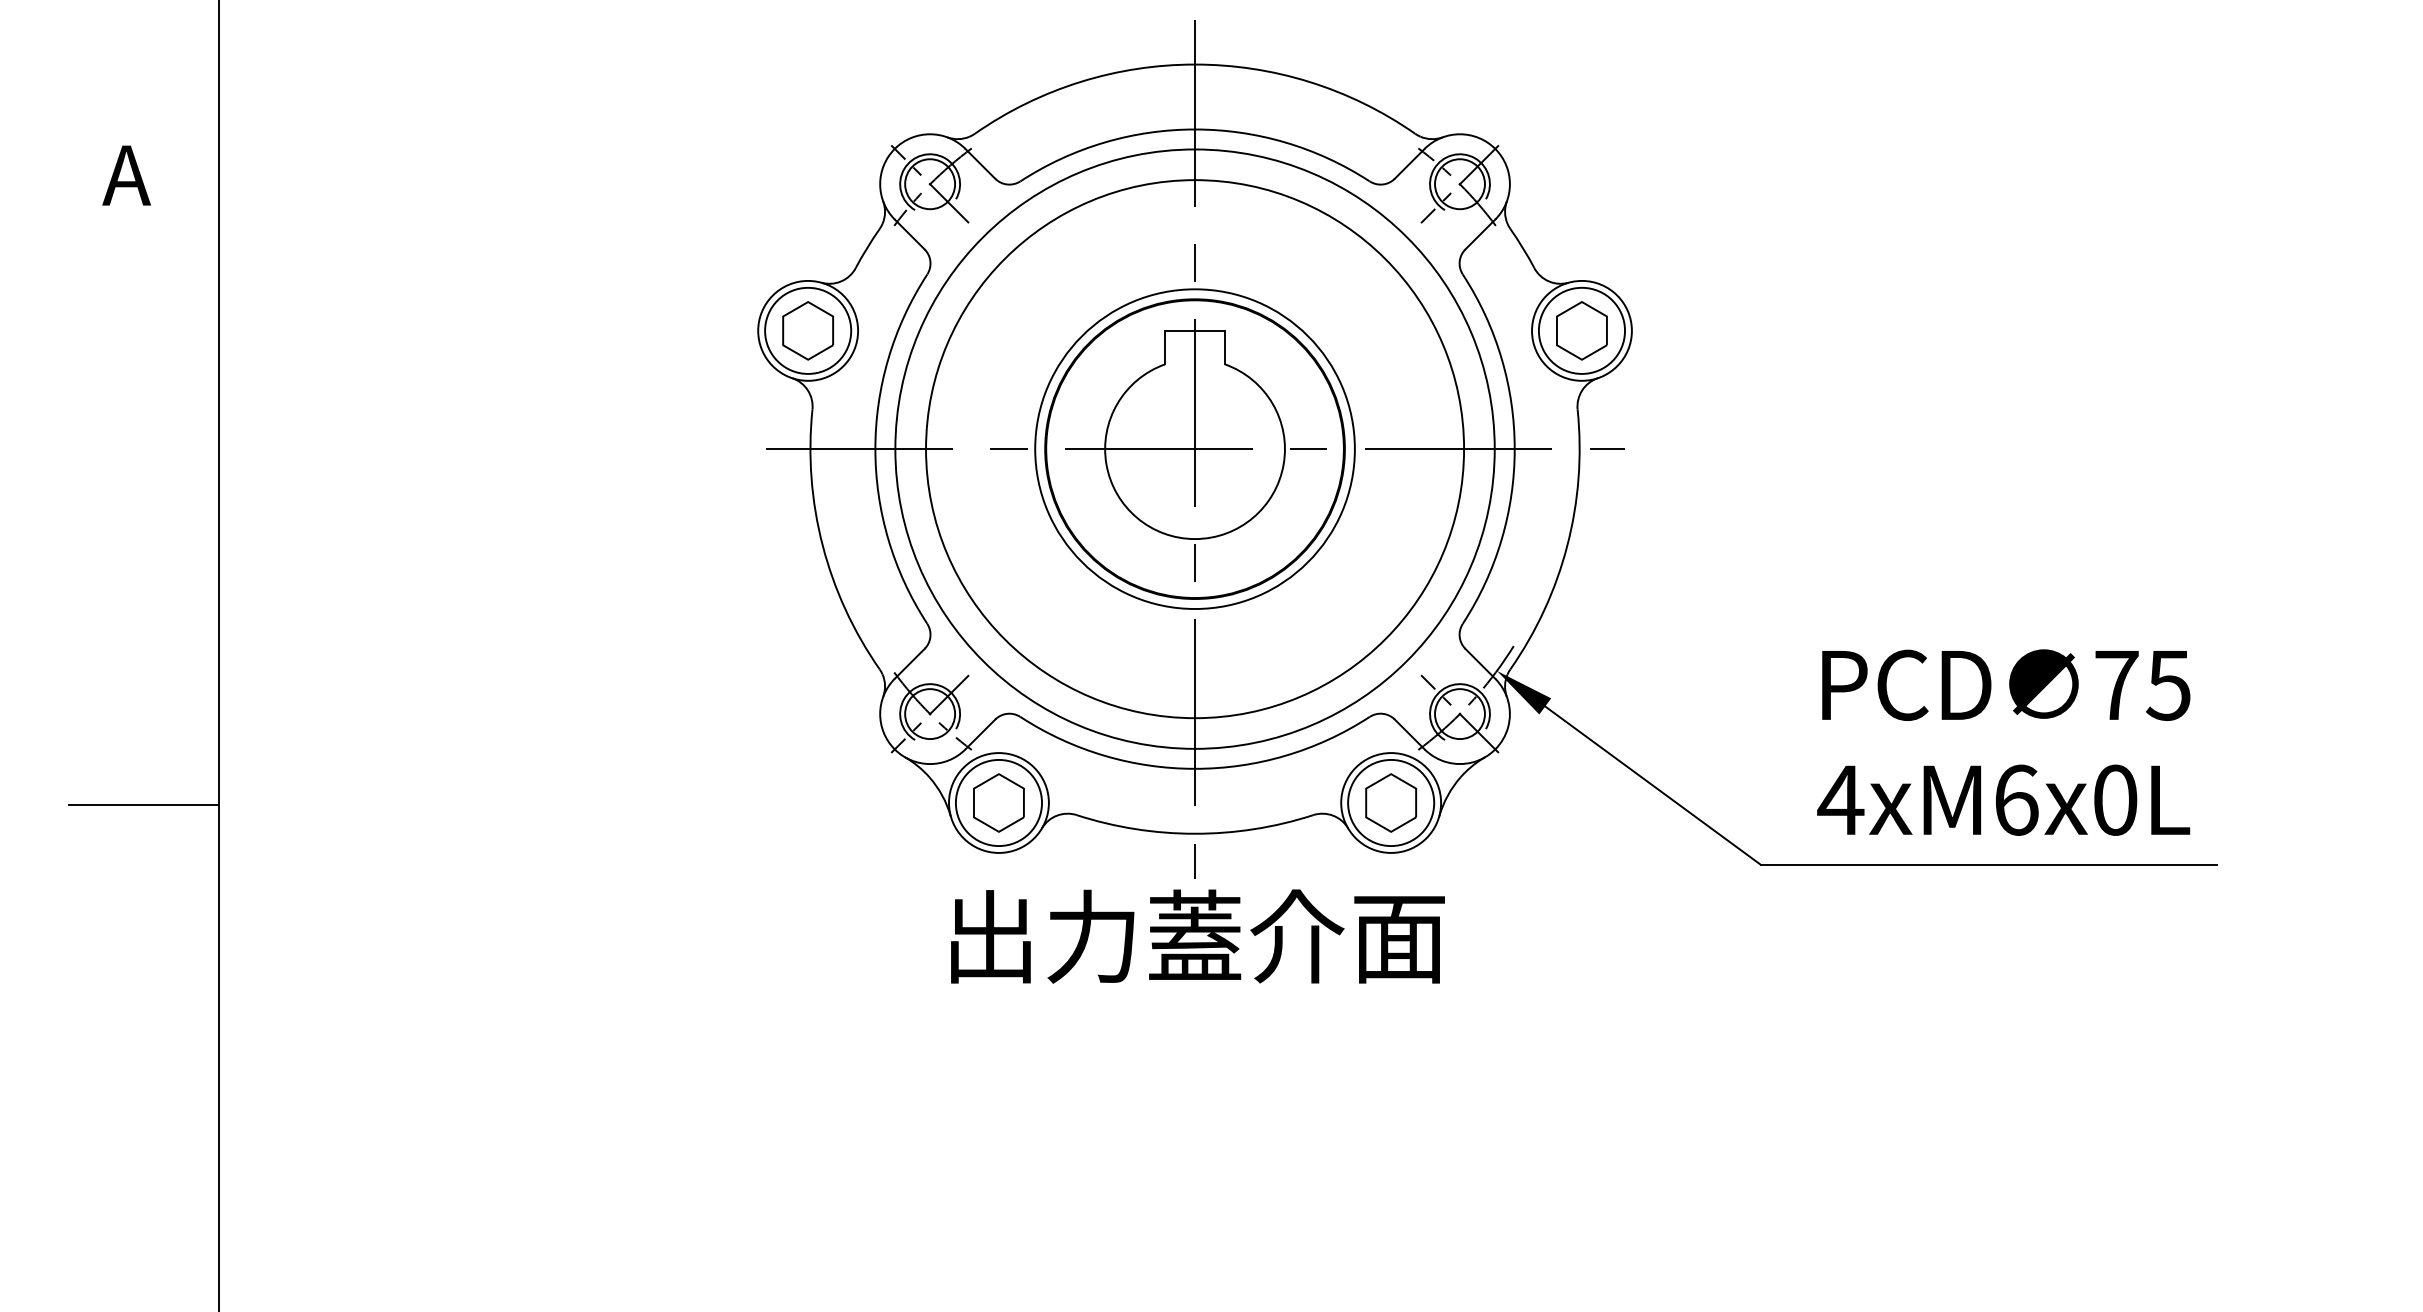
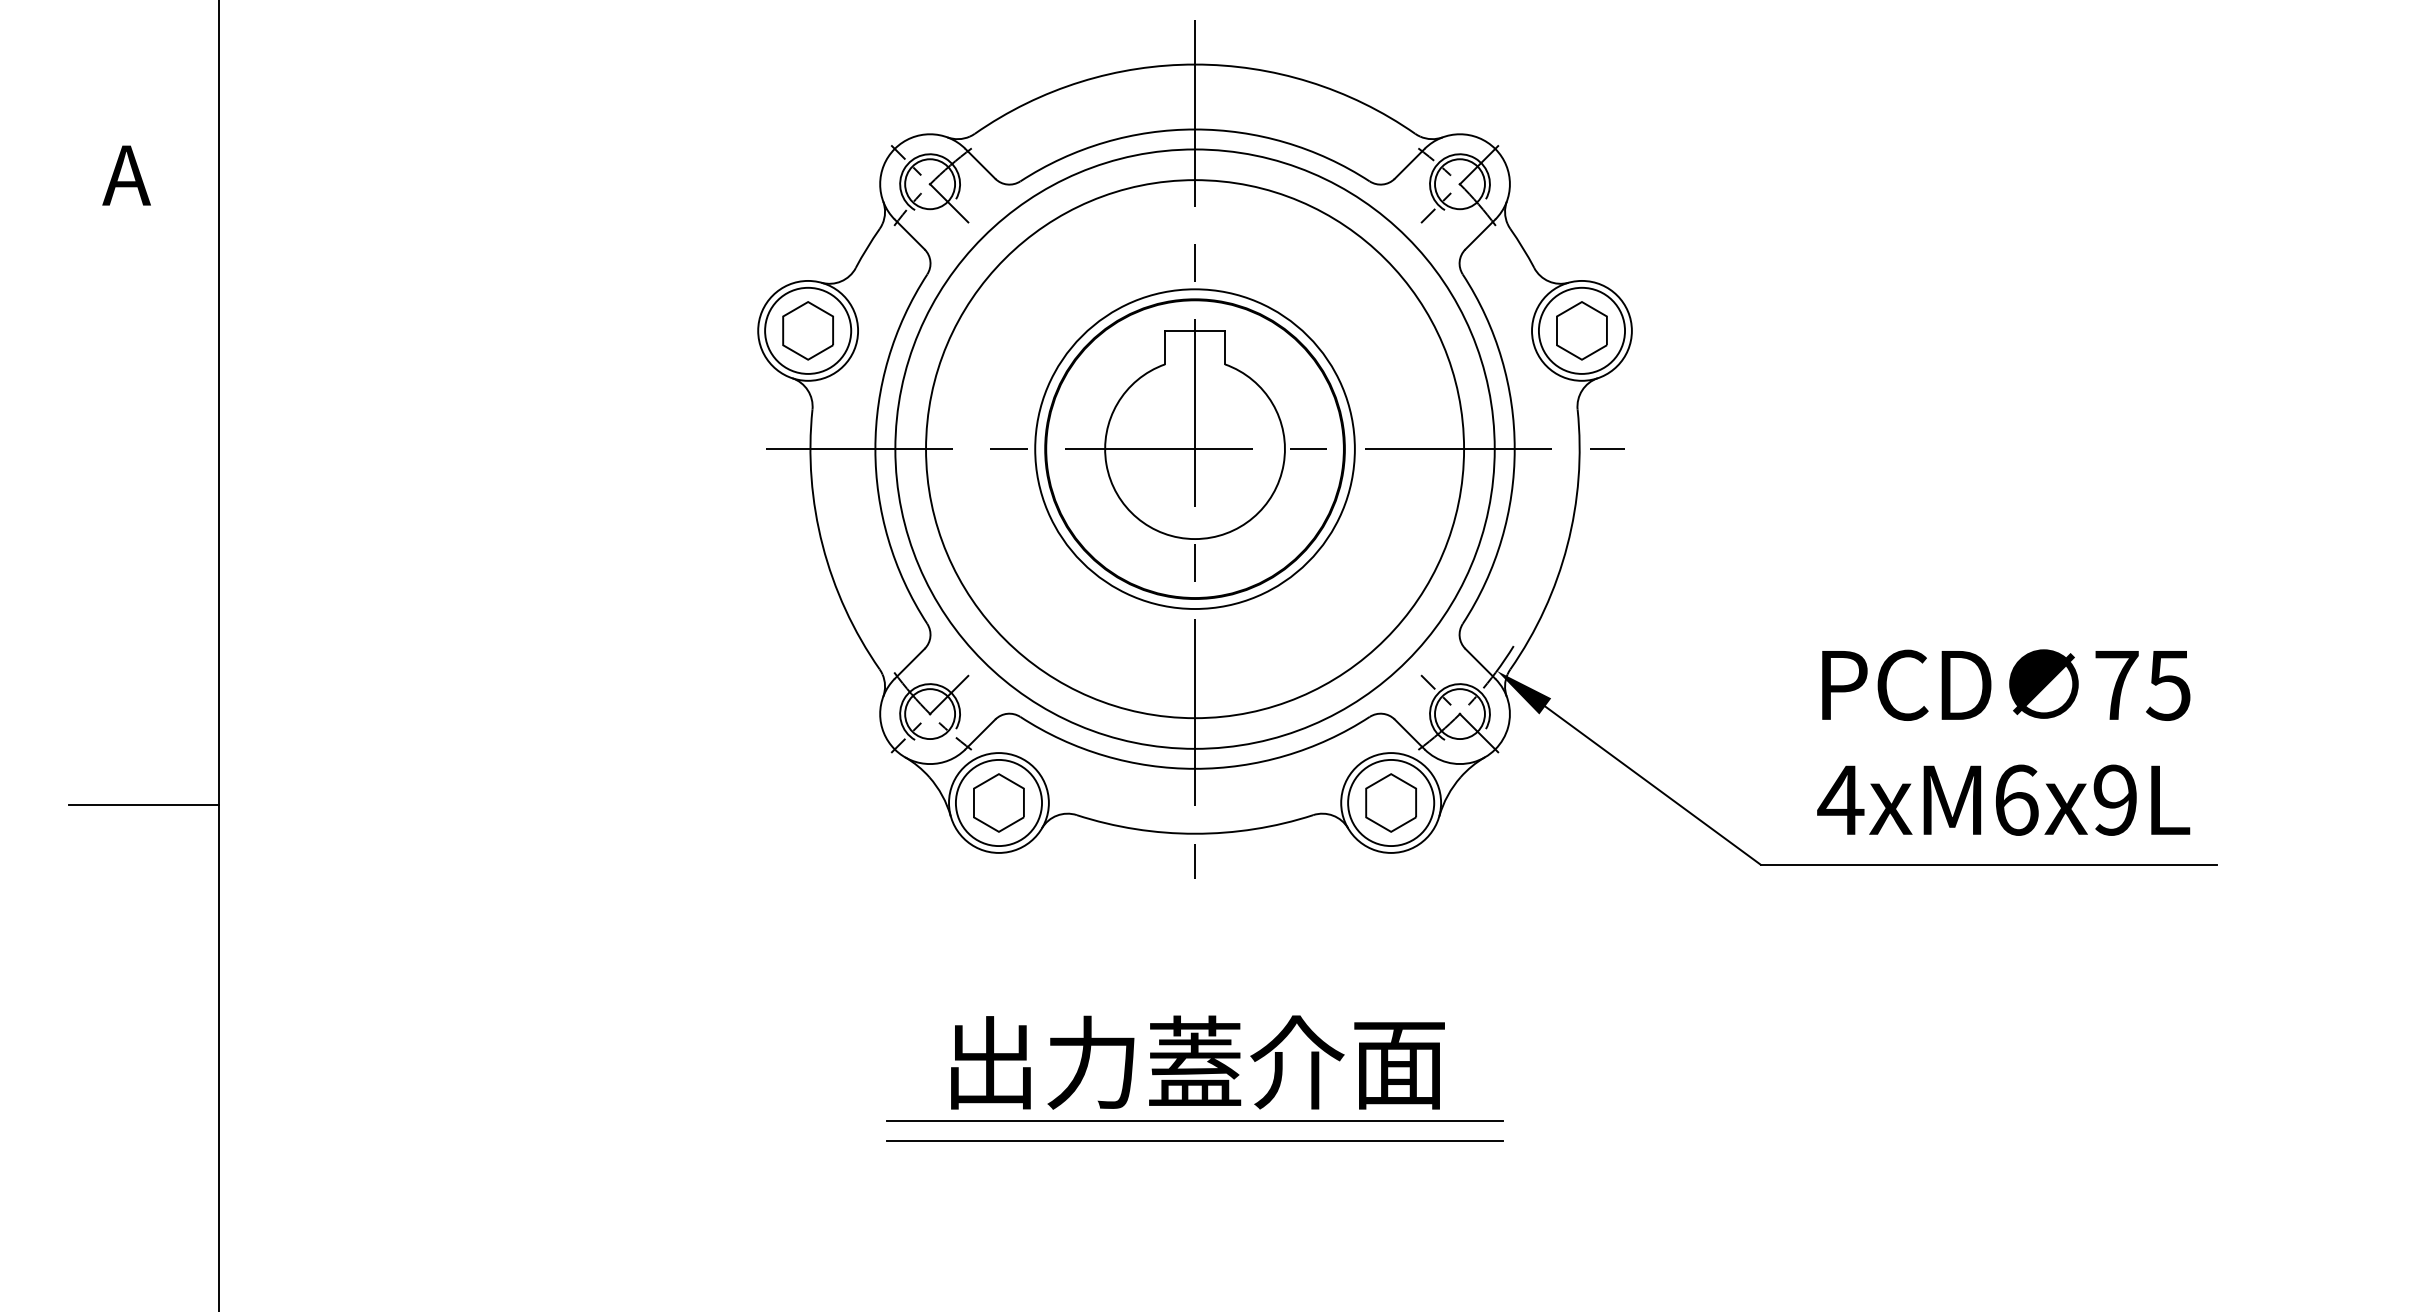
text: 4xM6x0L -> 4xM6x9L (2115, 799)
text position: (1197, 936) -> (1197, 1062) (1197, 1062)
line: none -> present (1194, 1121)
line: none -> present (1194, 1141)
